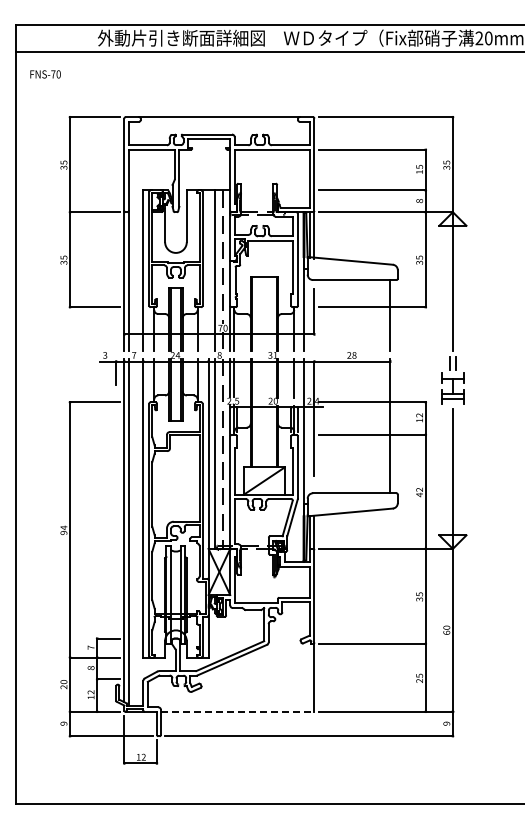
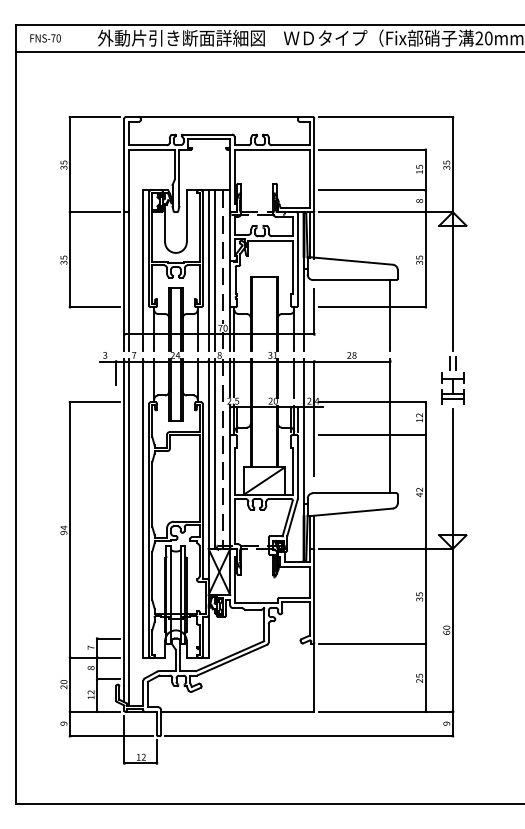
text position: (45, 74) -> (45, 38) (45, 38)
line: none -> present (208, 270)
line: dashed -> solid (237, 711)
